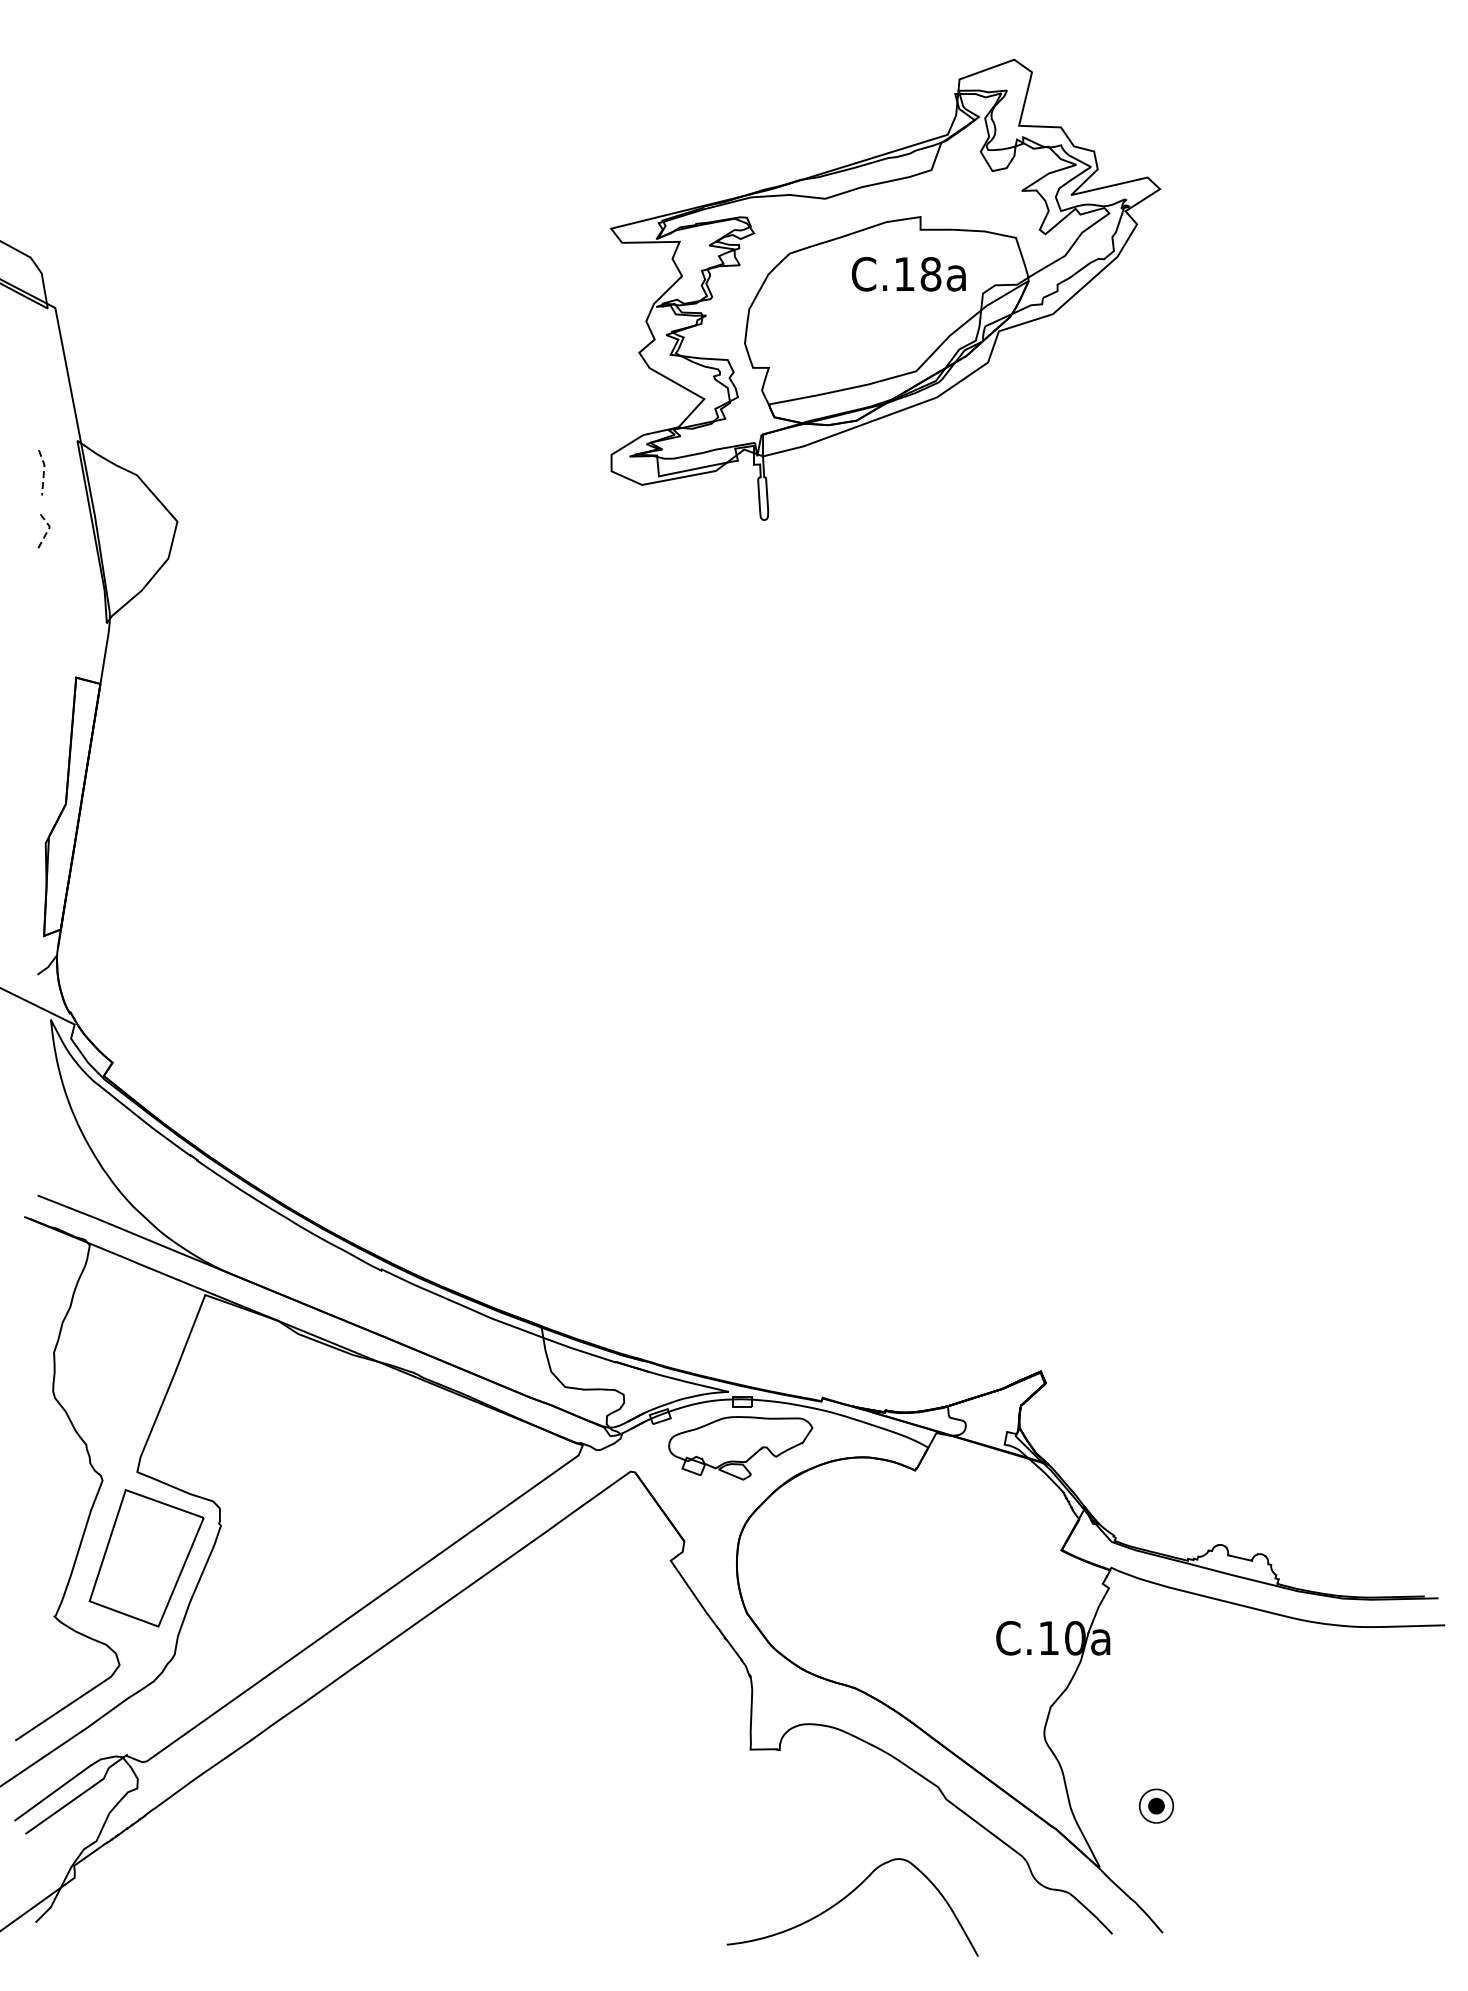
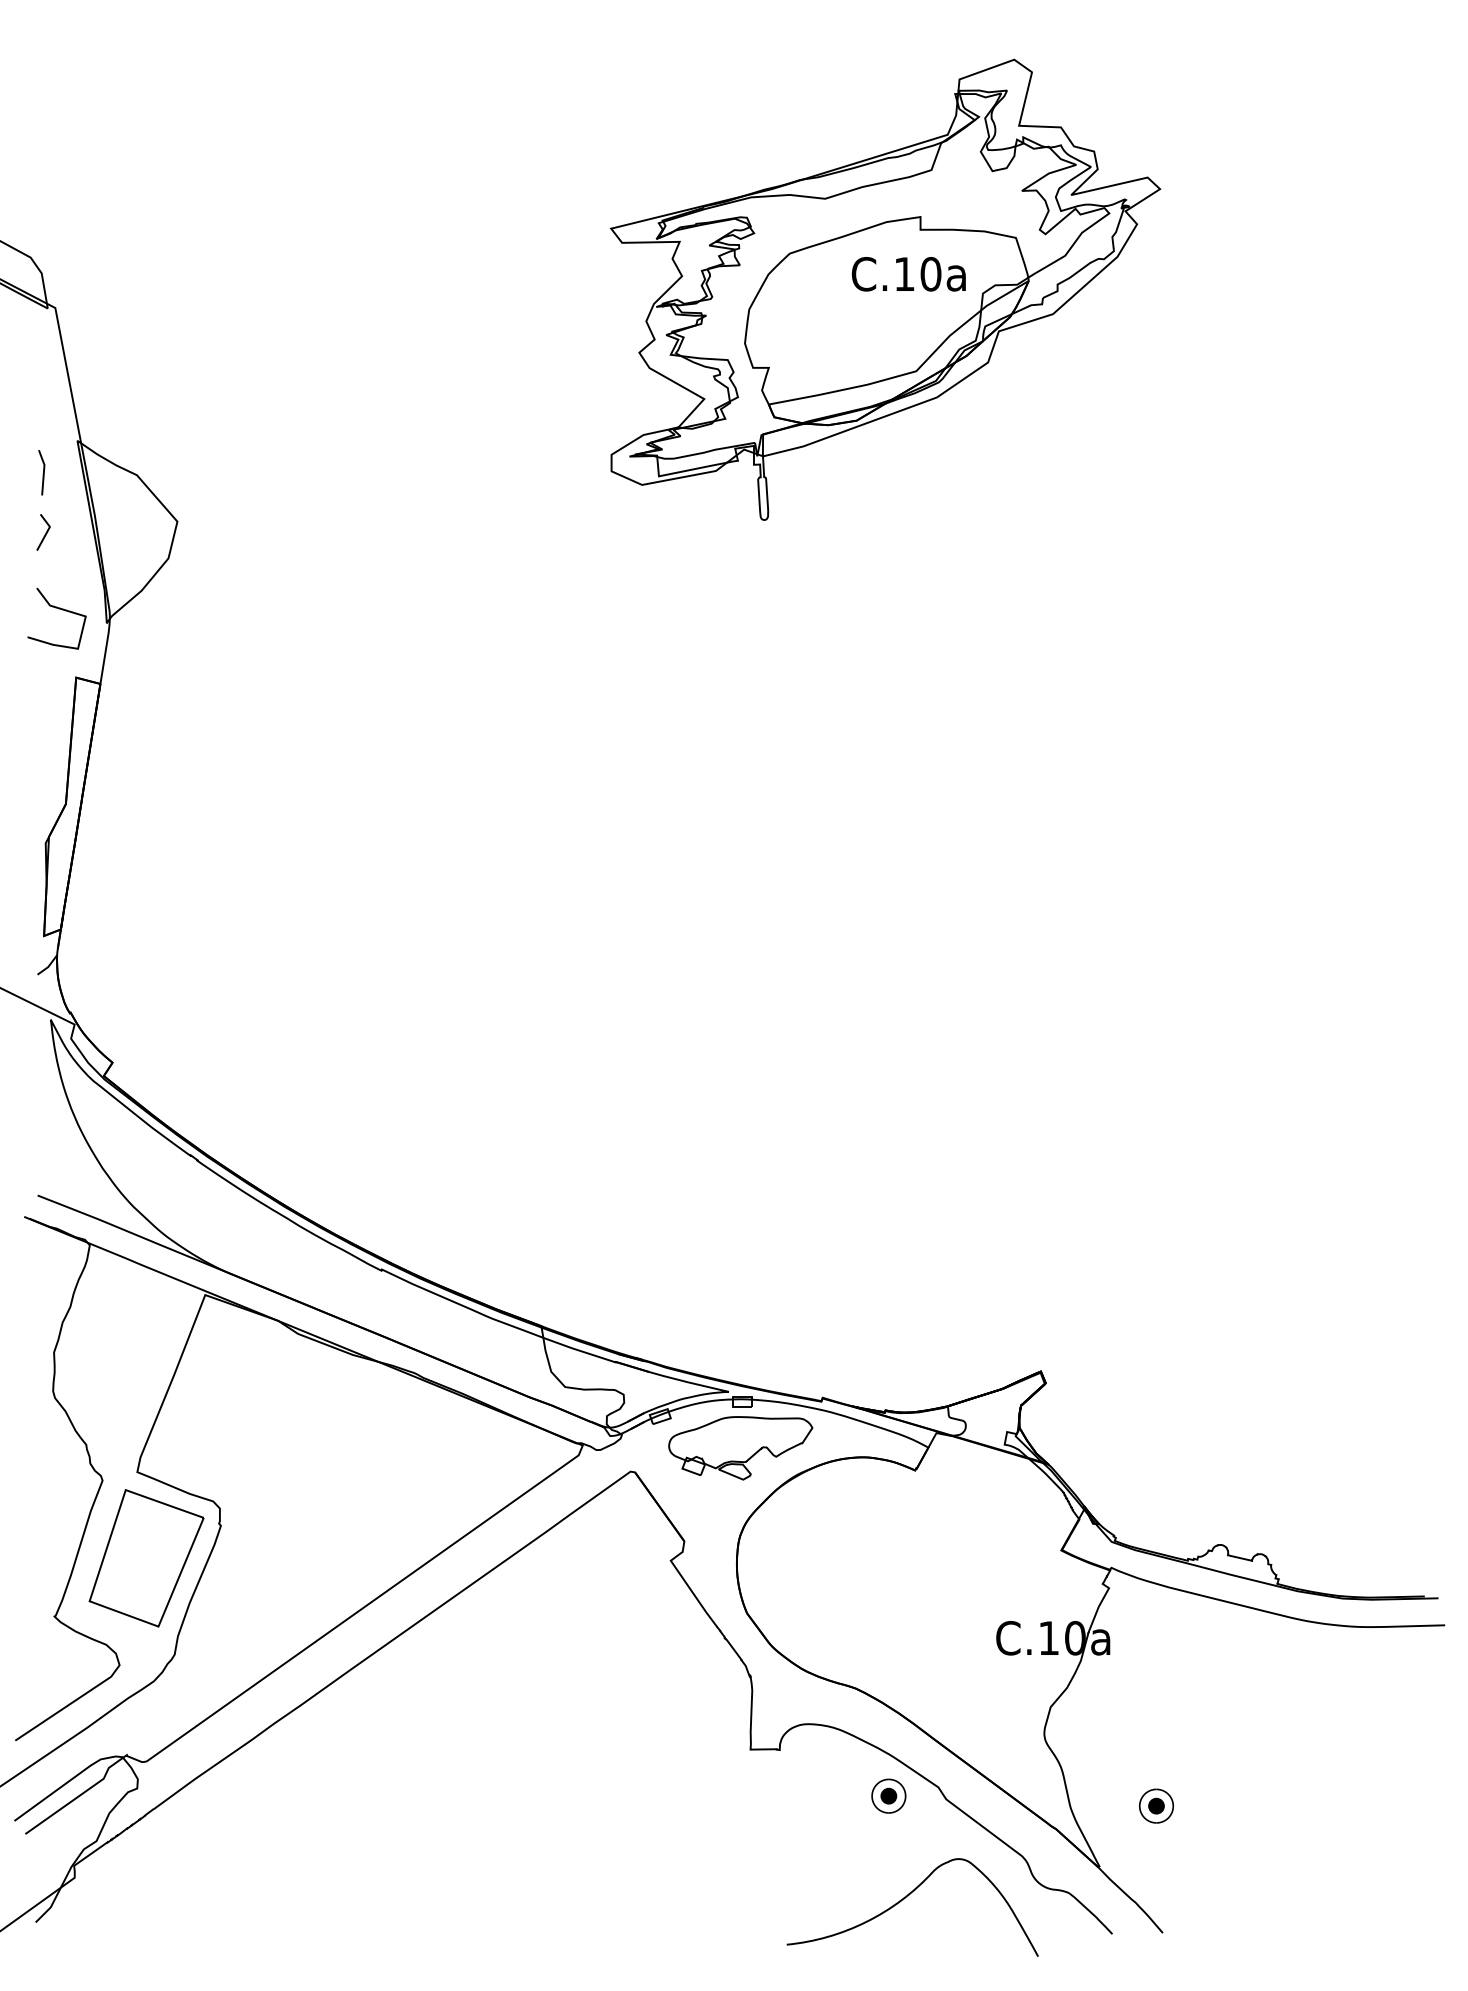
text: C.18a -> C.10a (930, 274)
line: dashed -> solid (43, 471)
line: dashed -> solid (47, 531)
curve: none -> present (58, 609)
part: none -> present (888, 1795)
curve position: (844, 1899) -> (904, 1899) (904, 1899)
